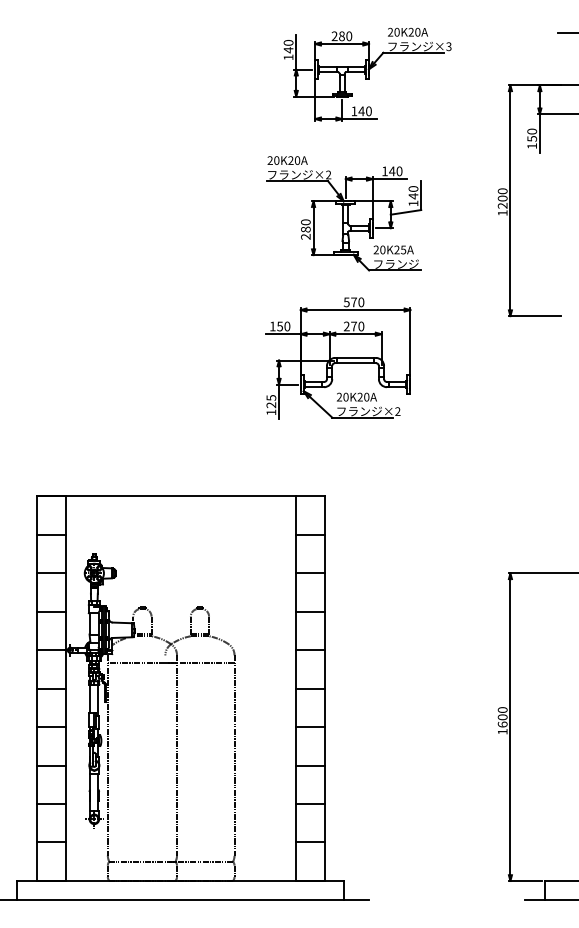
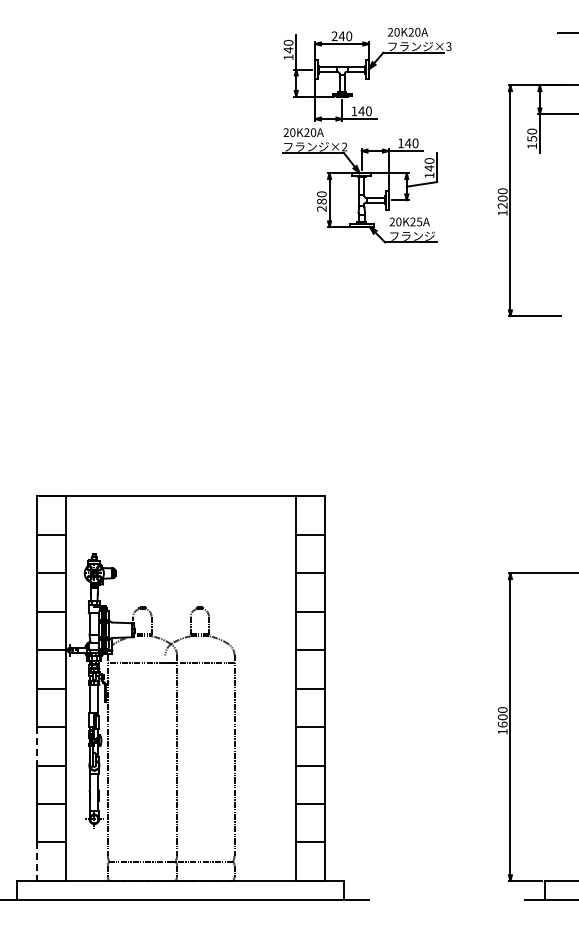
text: 280 -> 240 (341, 36)
part position: (344, 213) -> (360, 185) (360, 185)
part: present -> none (338, 358)
line: solid -> dashed (36, 746)
line: solid -> dashed (36, 862)
